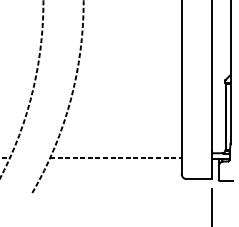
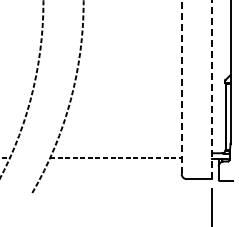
line: solid -> dashed (181, 87)
line: solid -> dashed (211, 89)
